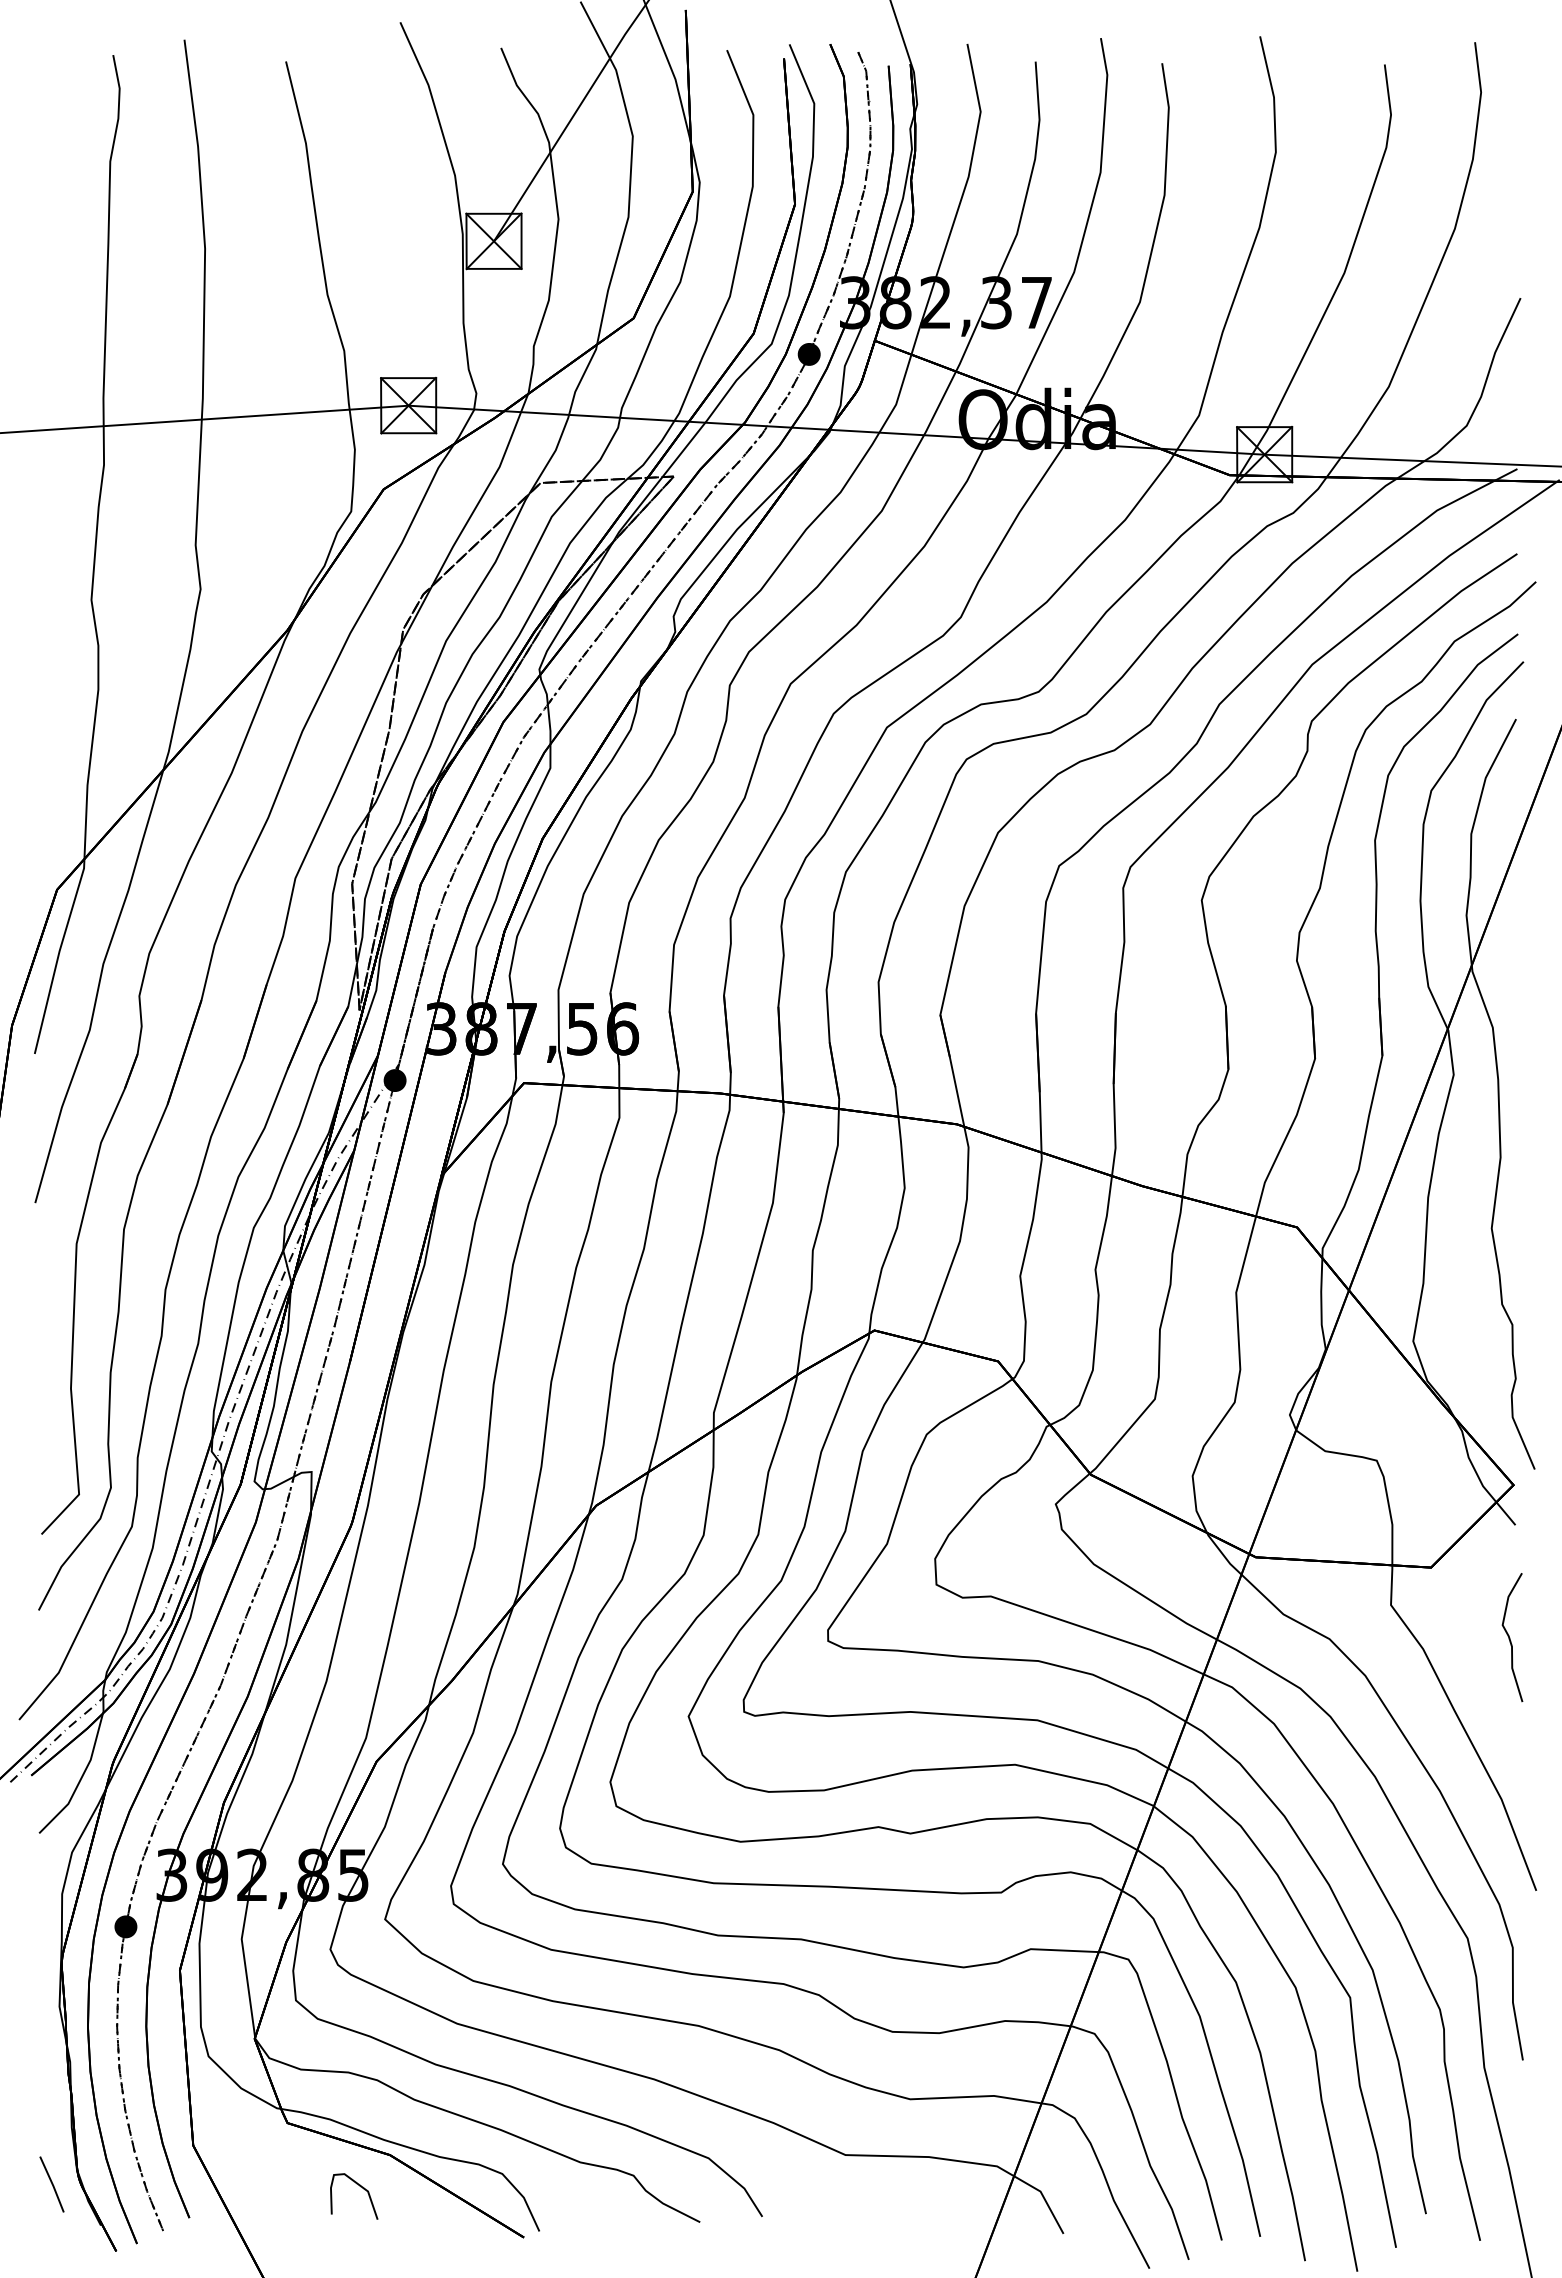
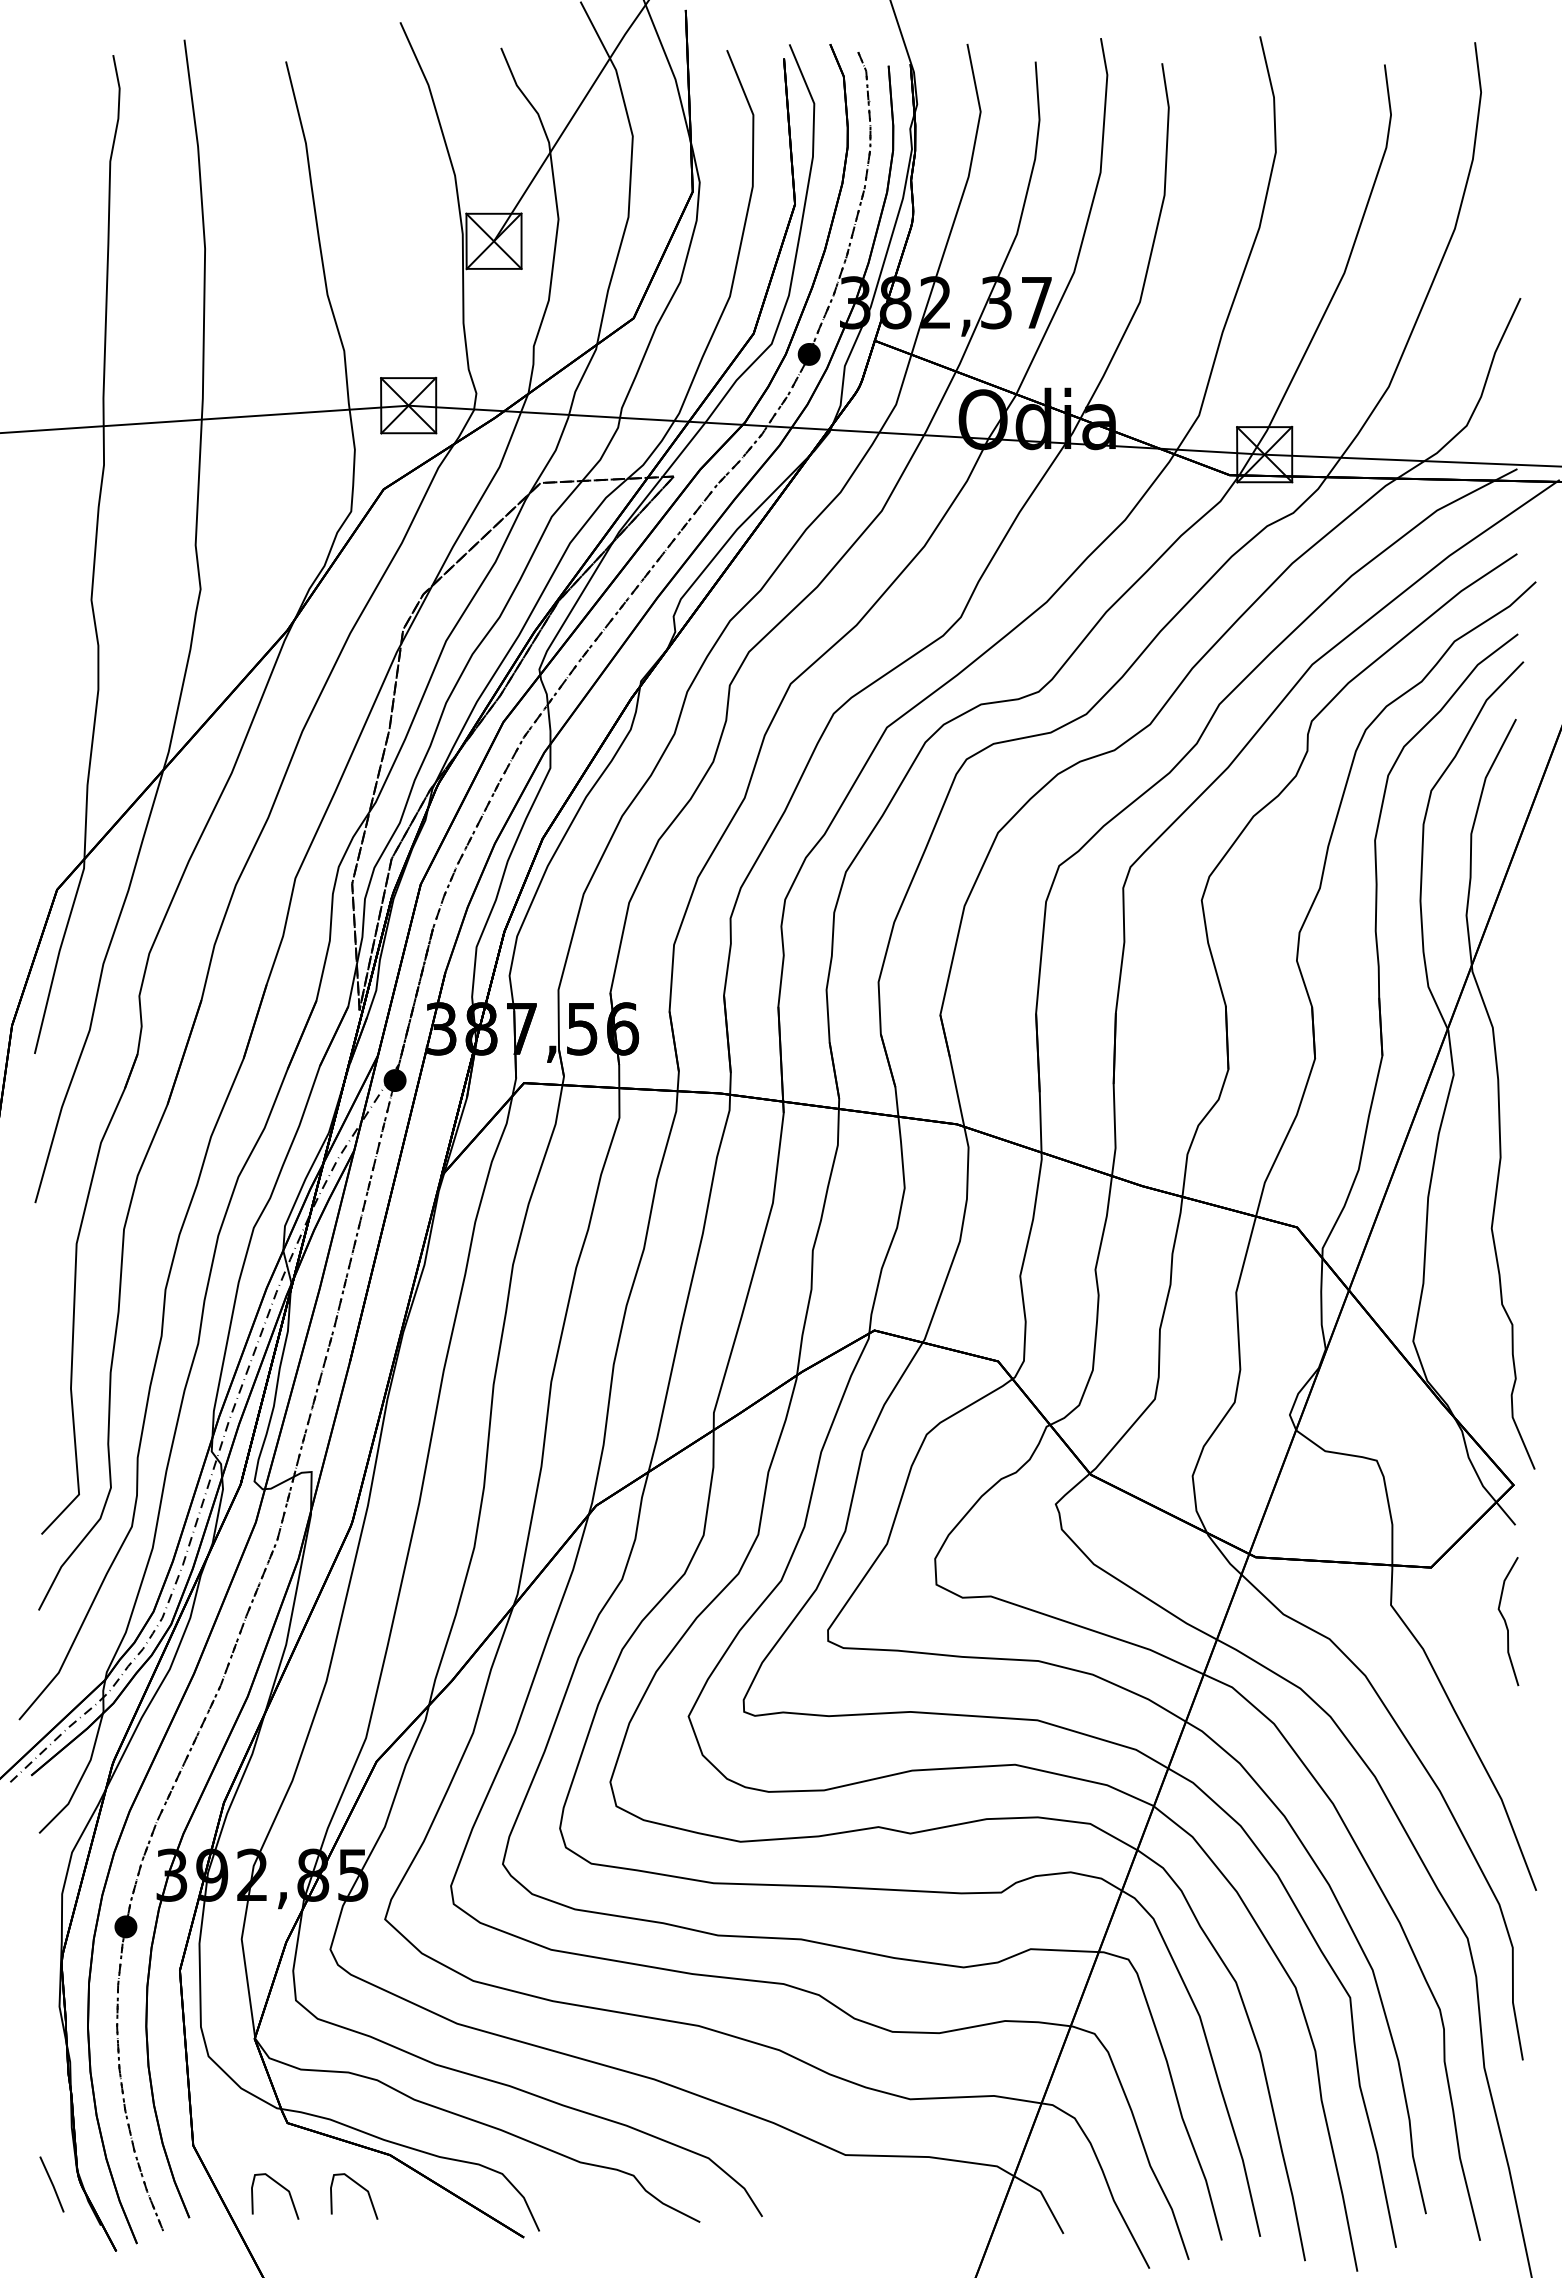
curve position: (1510, 1637) -> (1506, 1621) (1506, 1621)
curve: none -> present (281, 2187)
